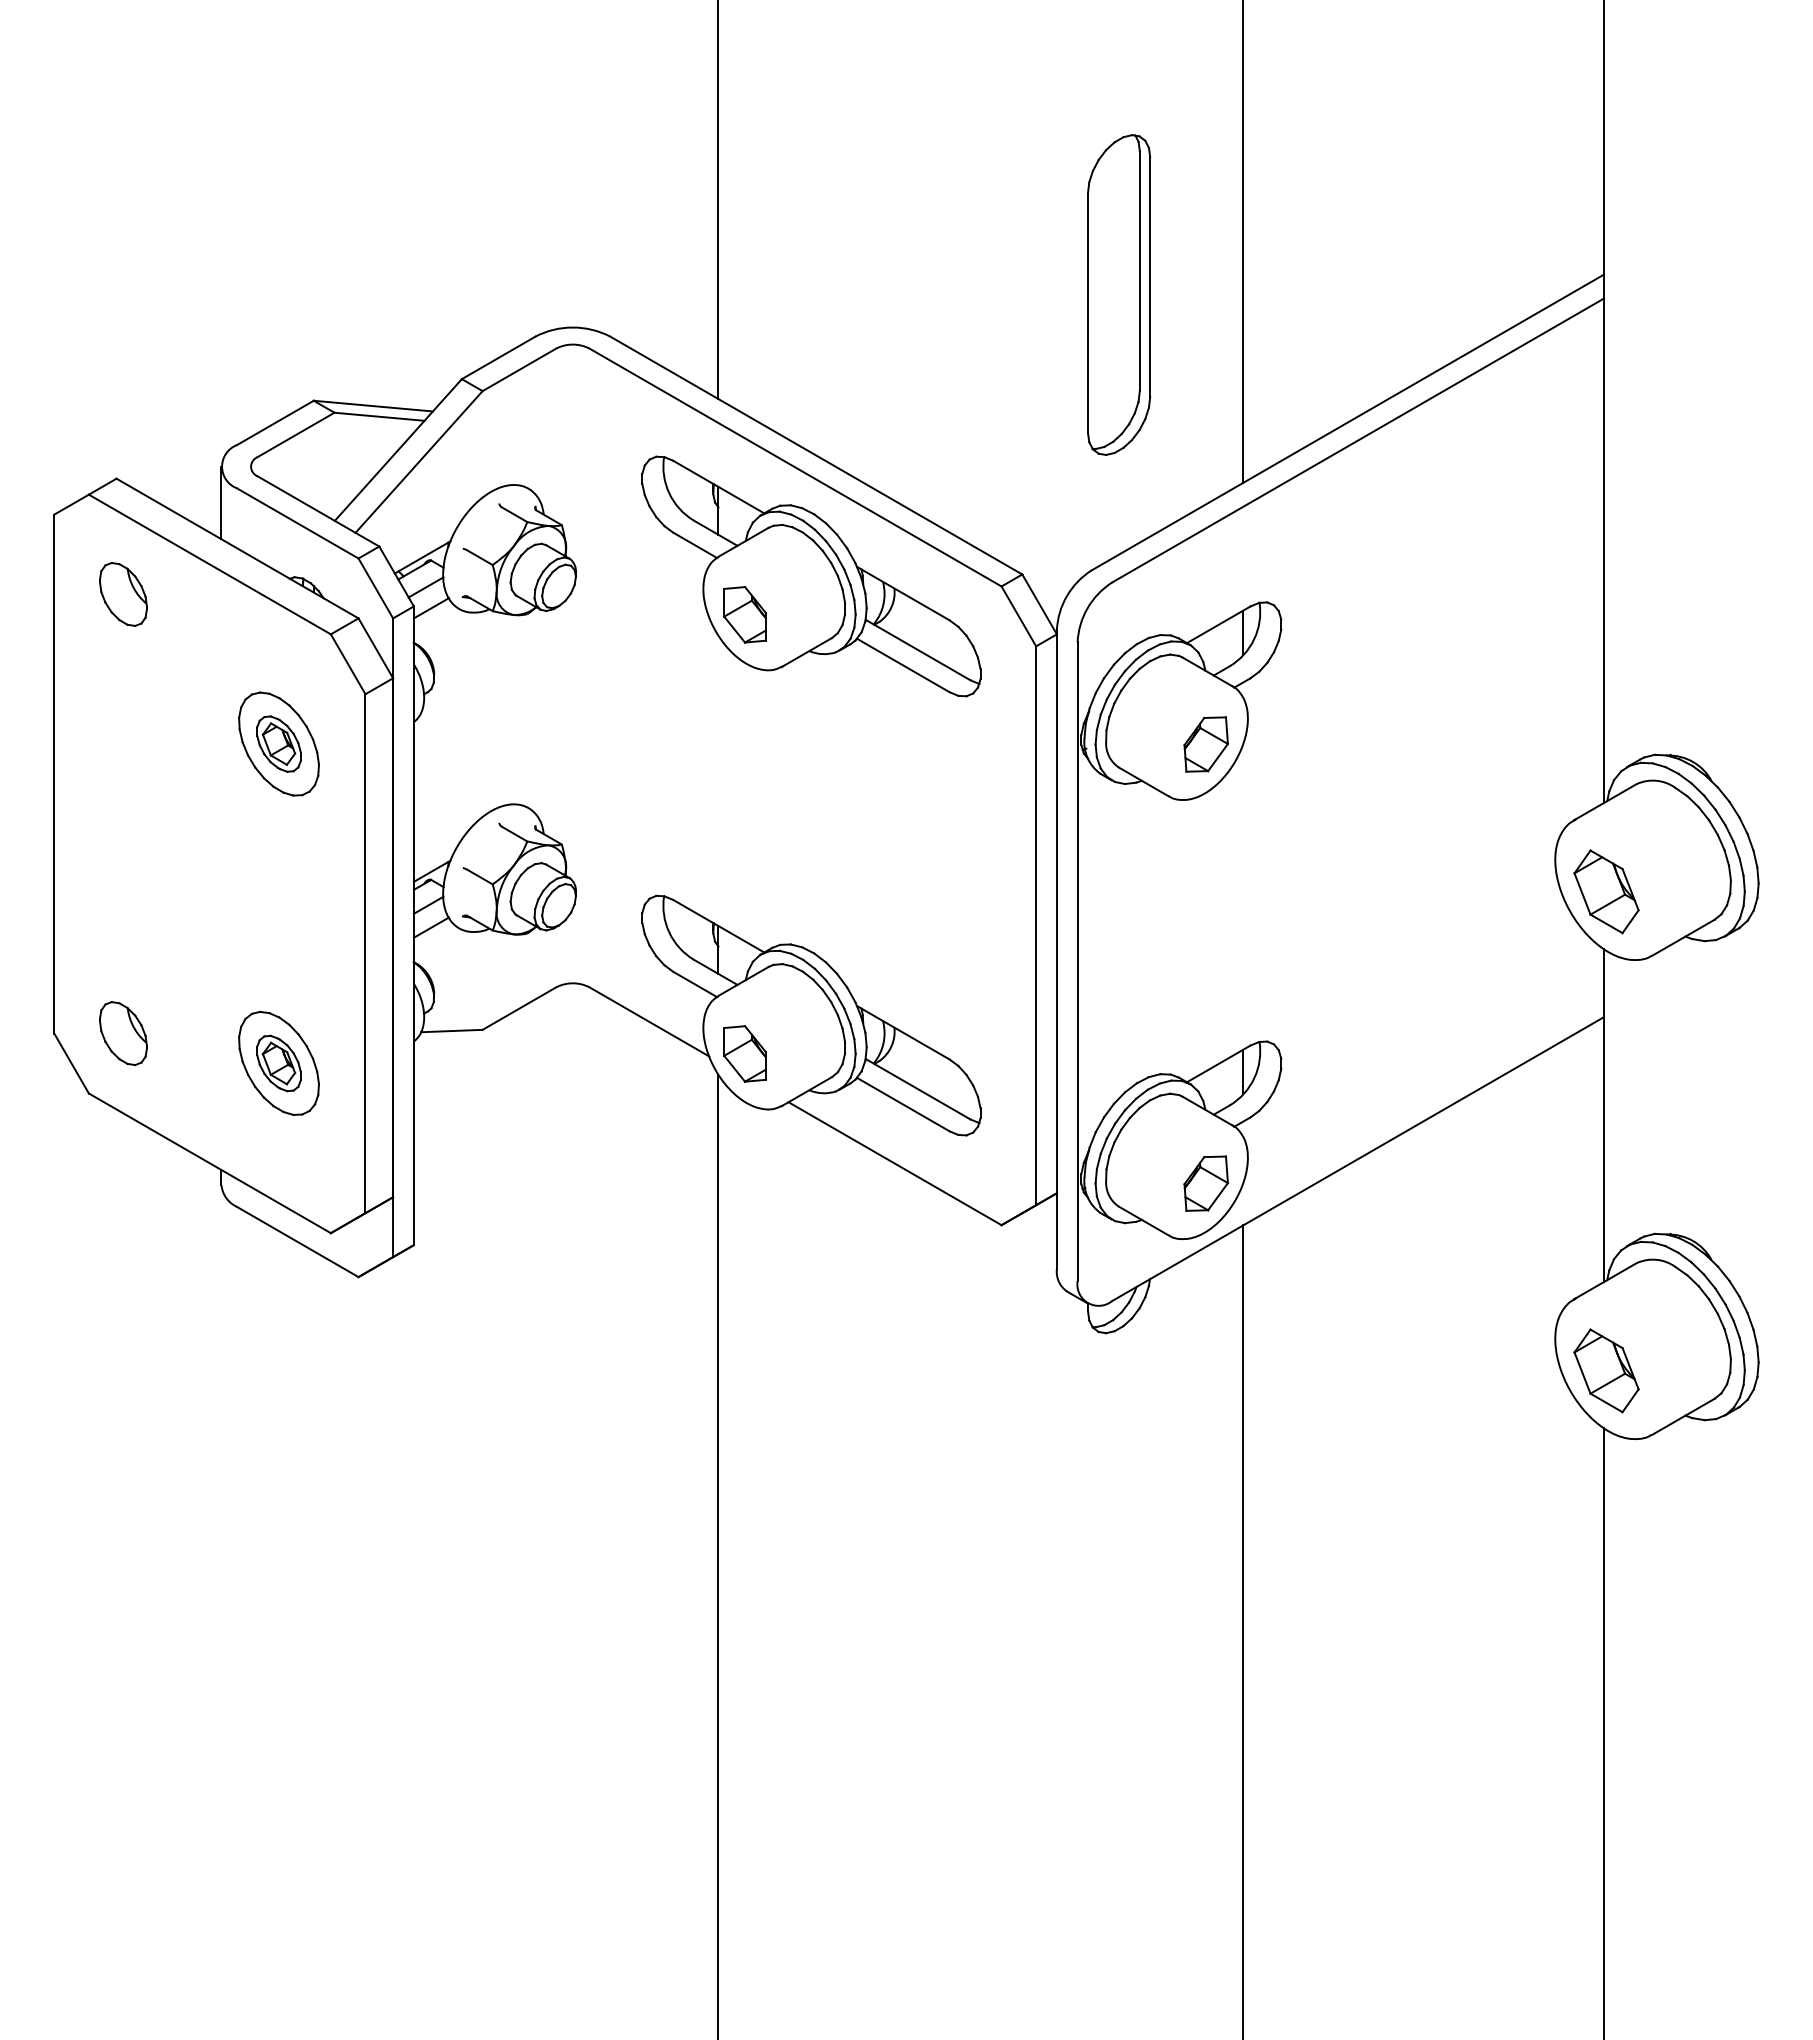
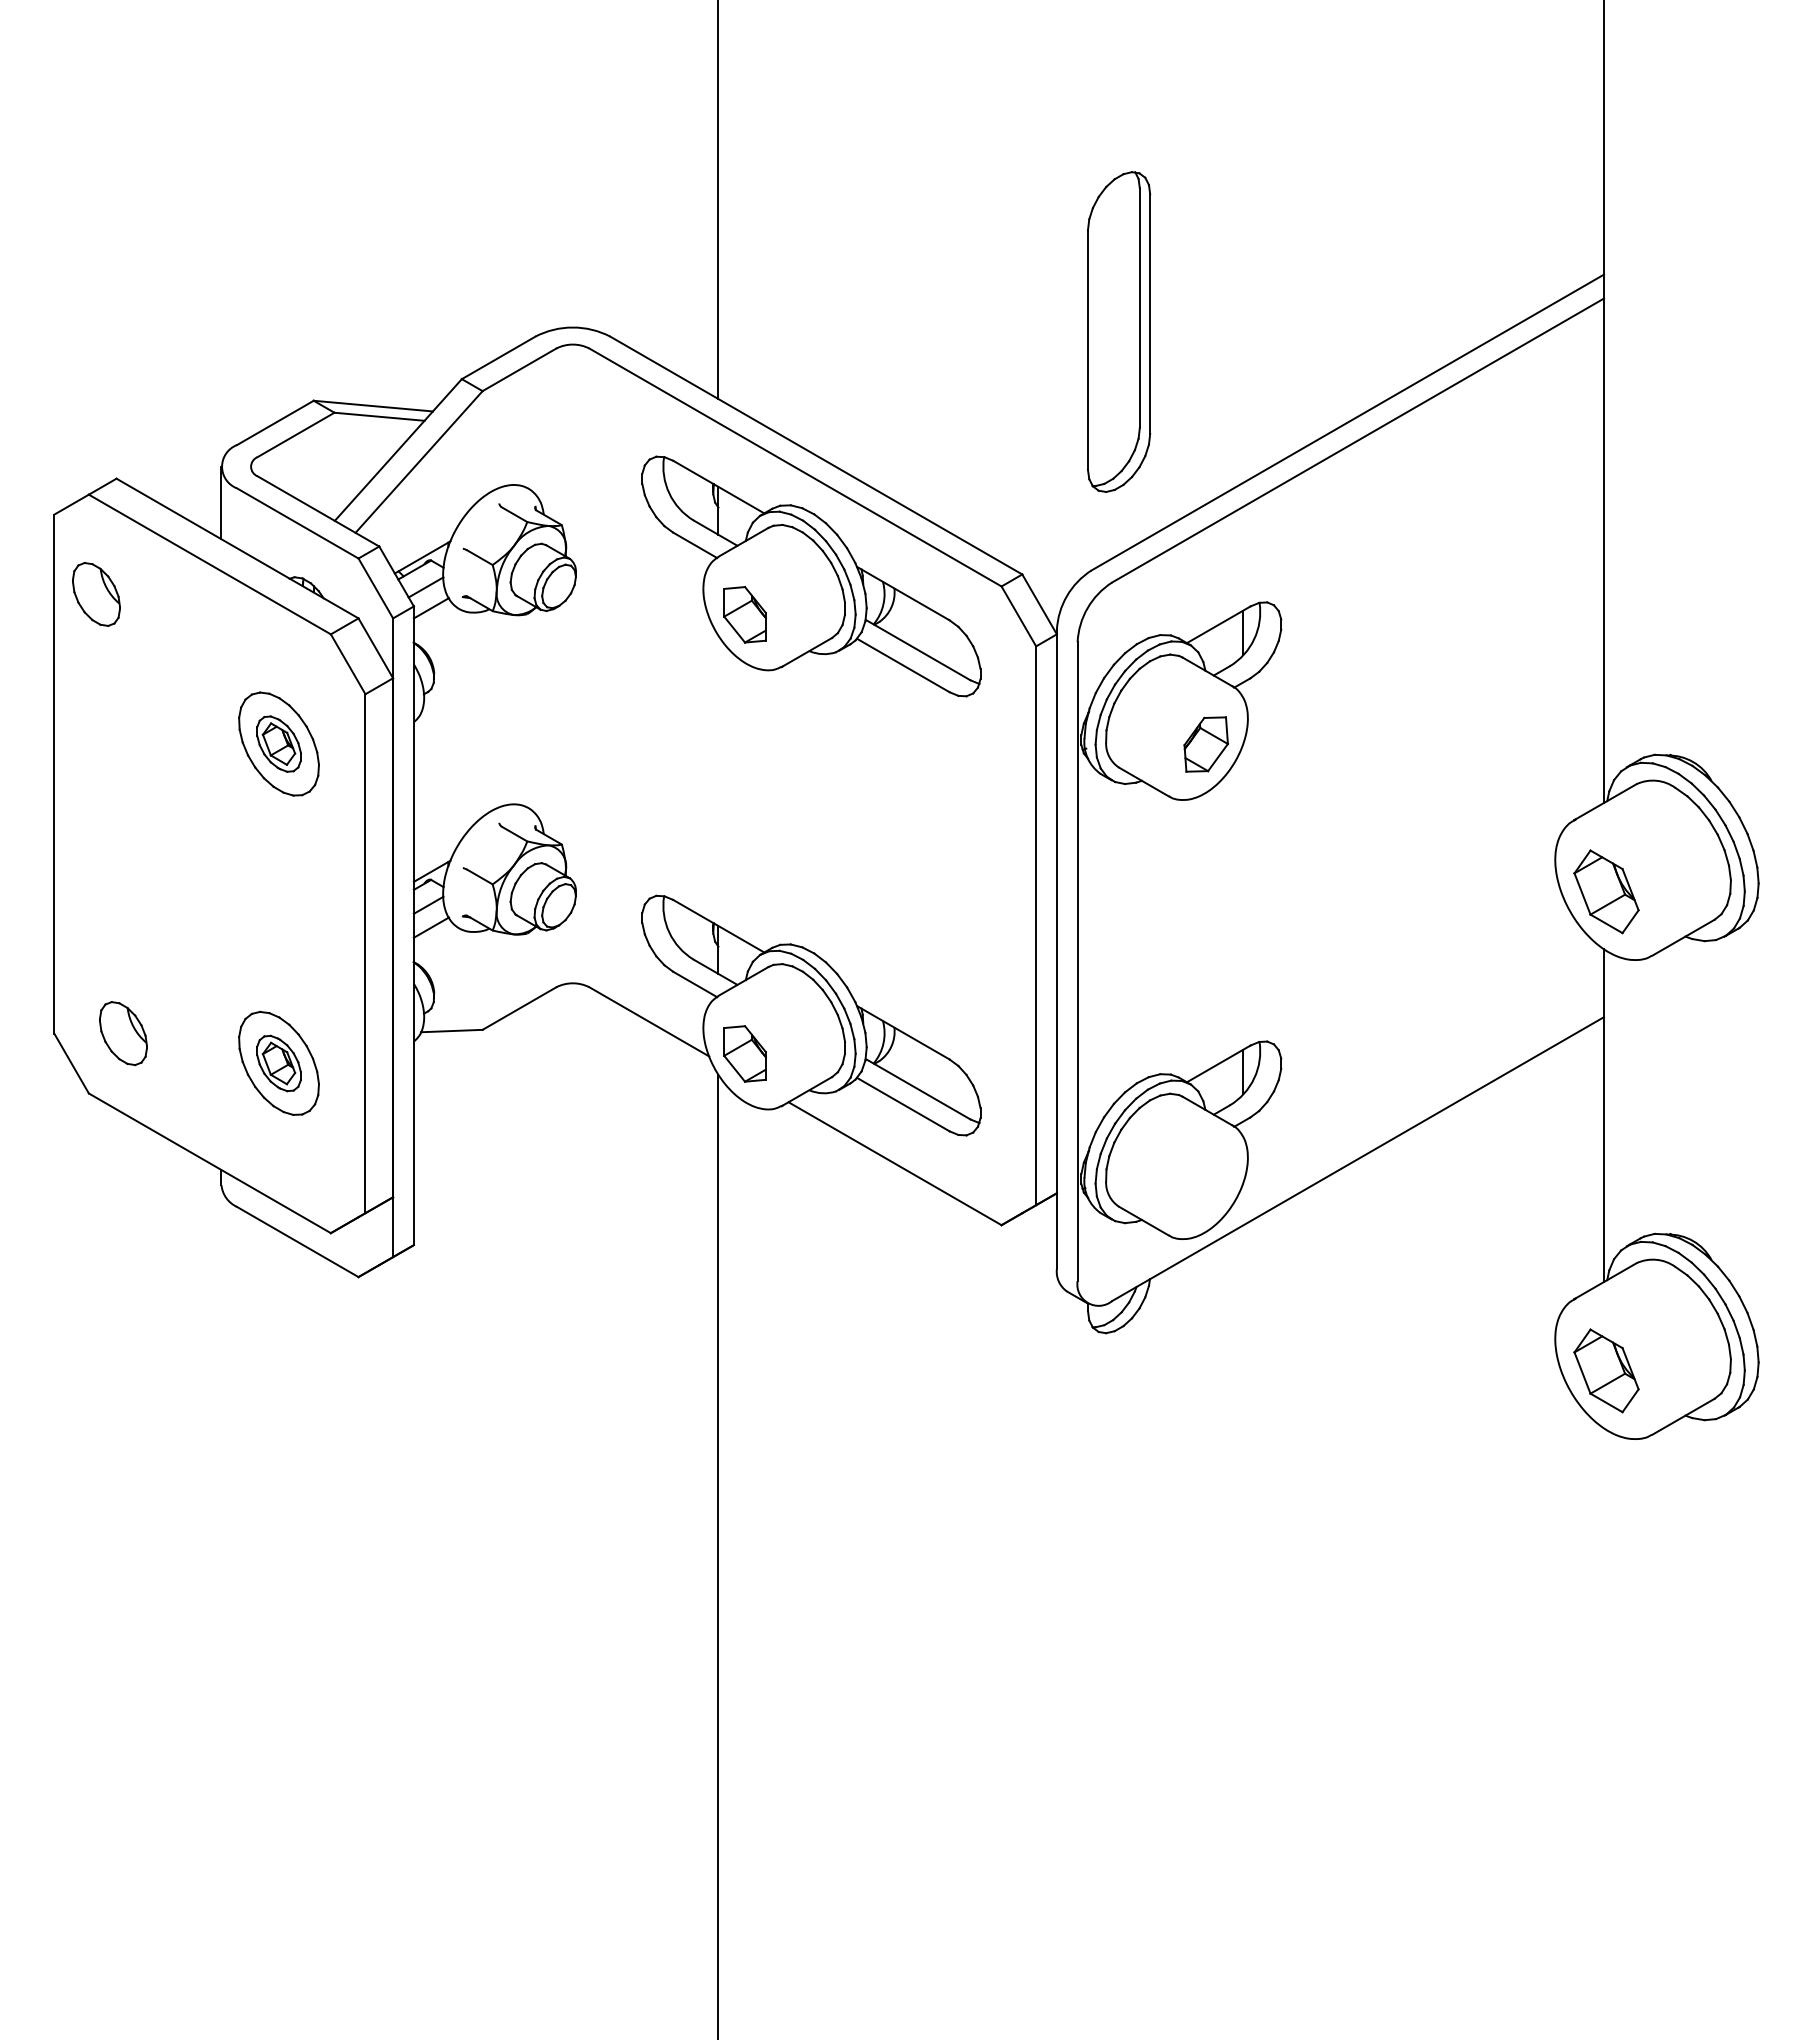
line: present -> none (1243, 242)
part position: (1119, 294) -> (1119, 331) (1119, 331)
part position: (123, 594) -> (96, 594) (96, 594)
part: present -> none (1205, 1183)
line: present -> none (1243, 1630)
line: present -> none (1604, 1732)
